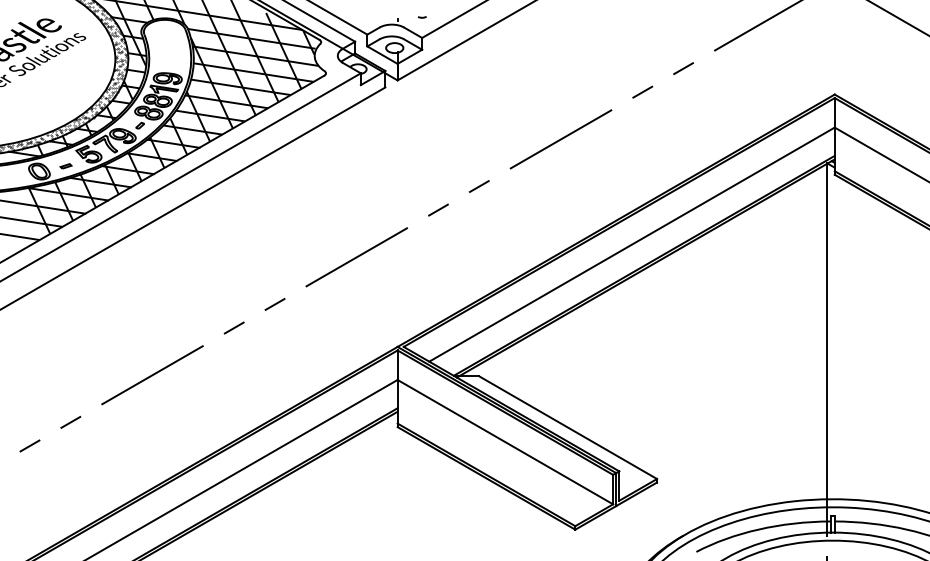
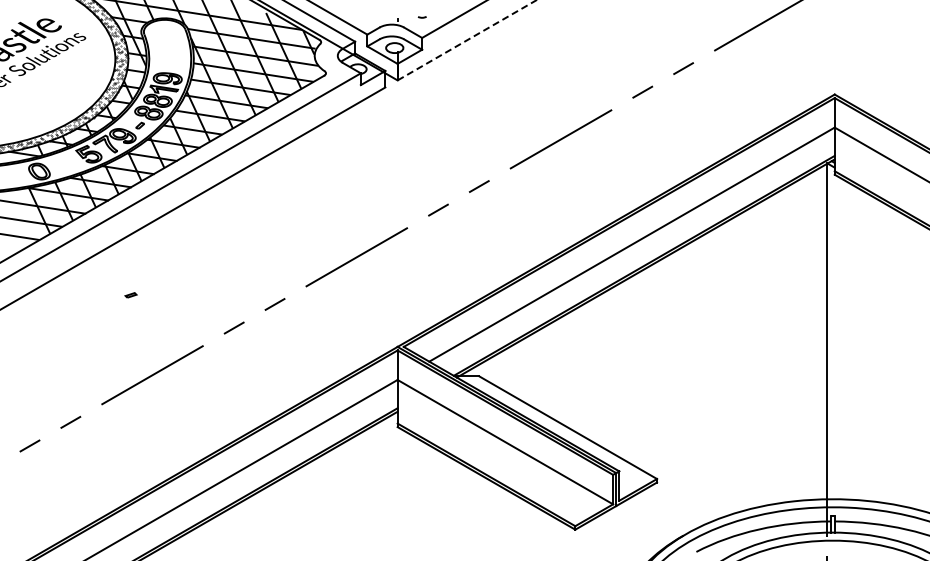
line: present -> none (898, 18)
line: solid -> dashed (466, 40)
part position: (65, 166) -> (130, 295) (130, 295)
